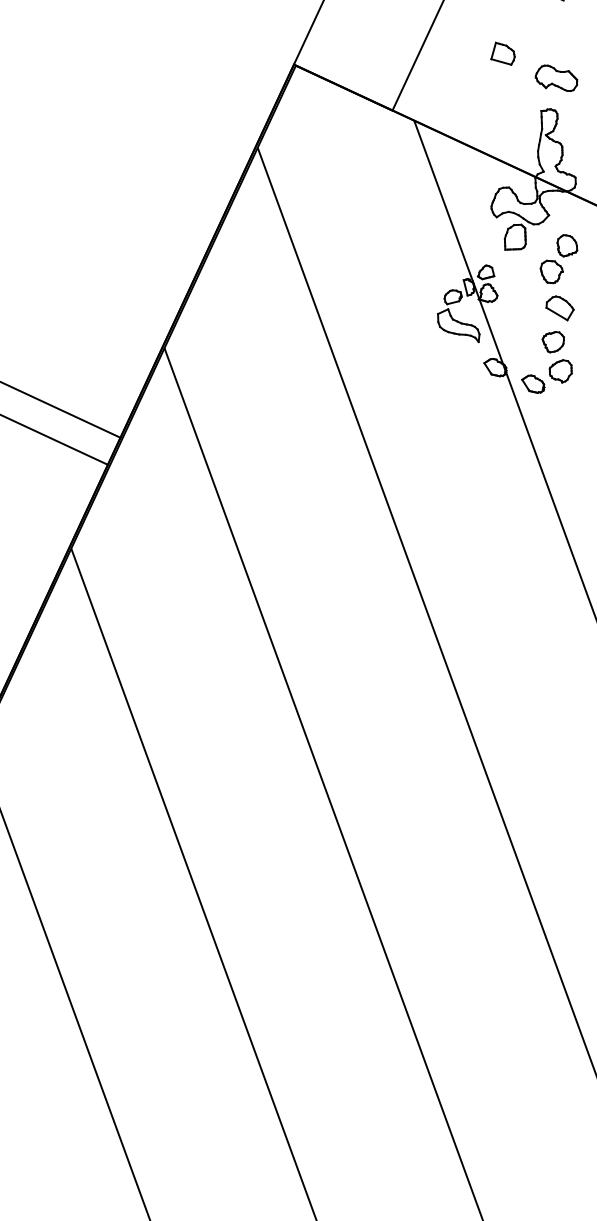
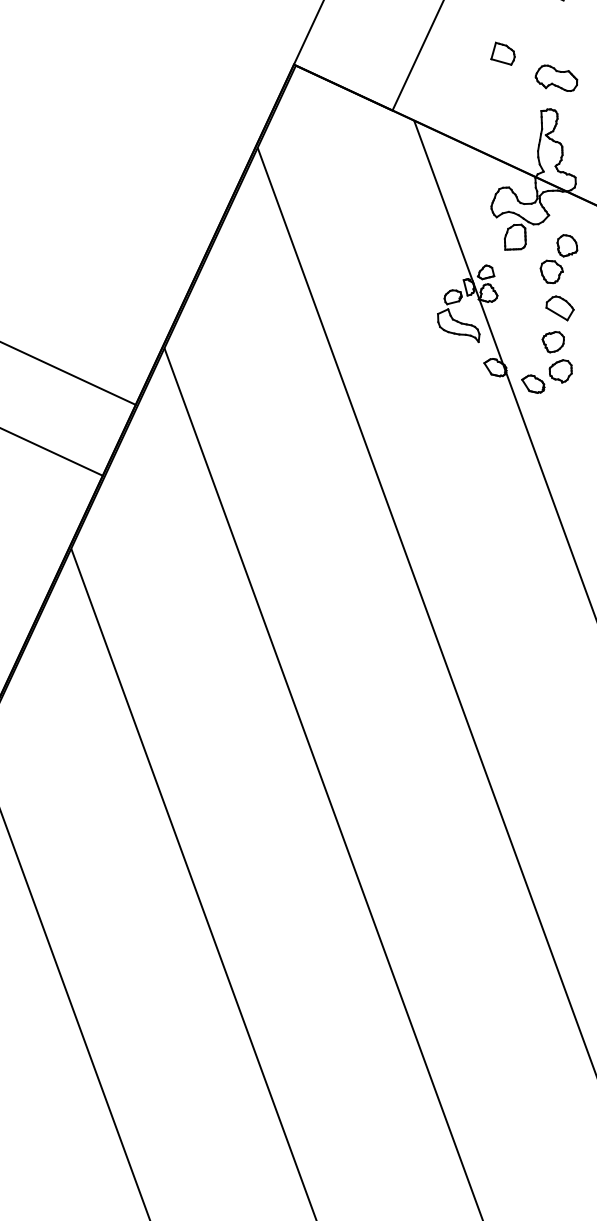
line position: (61, 410) -> (68, 373) (68, 373)
line position: (54, 439) -> (52, 451) (52, 451)
